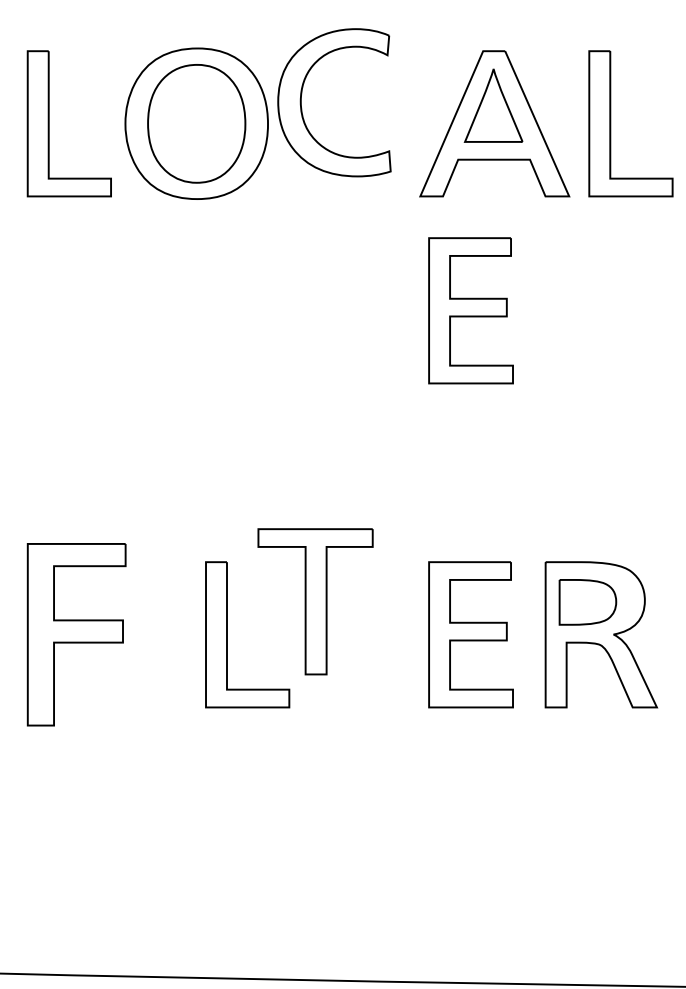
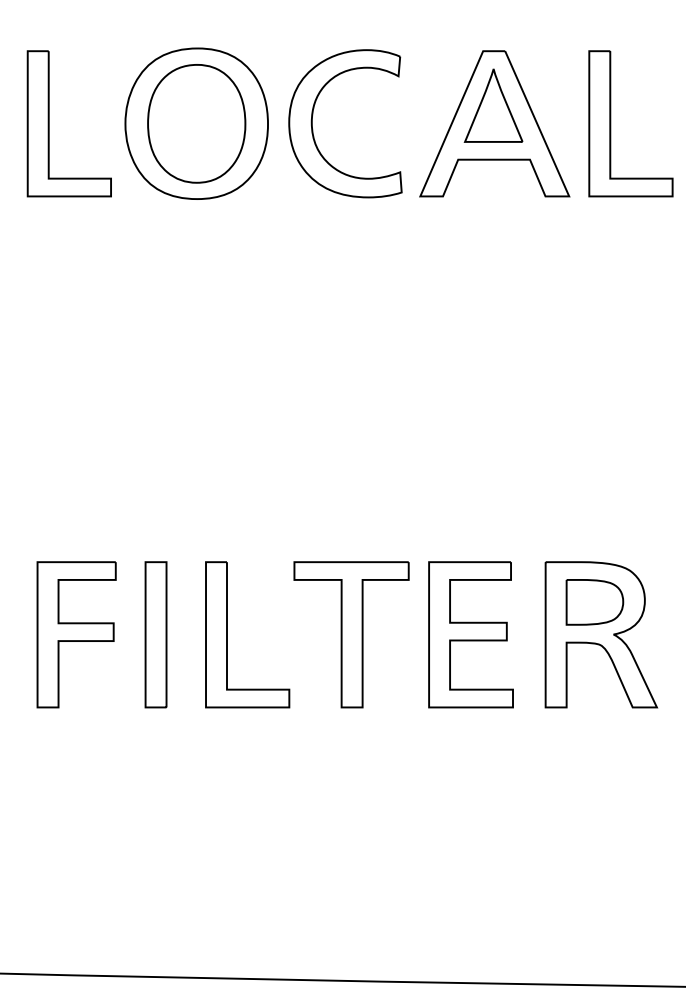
part position: (302, 108) -> (313, 129) (313, 129)
part: present -> none (470, 310)
part position: (315, 601) -> (351, 634) (351, 634)
part position: (587, 602) -> (594, 602) (594, 602)
part size: 101x184 px -> 81x148 px (76, 634)
part: none -> present (155, 634)
